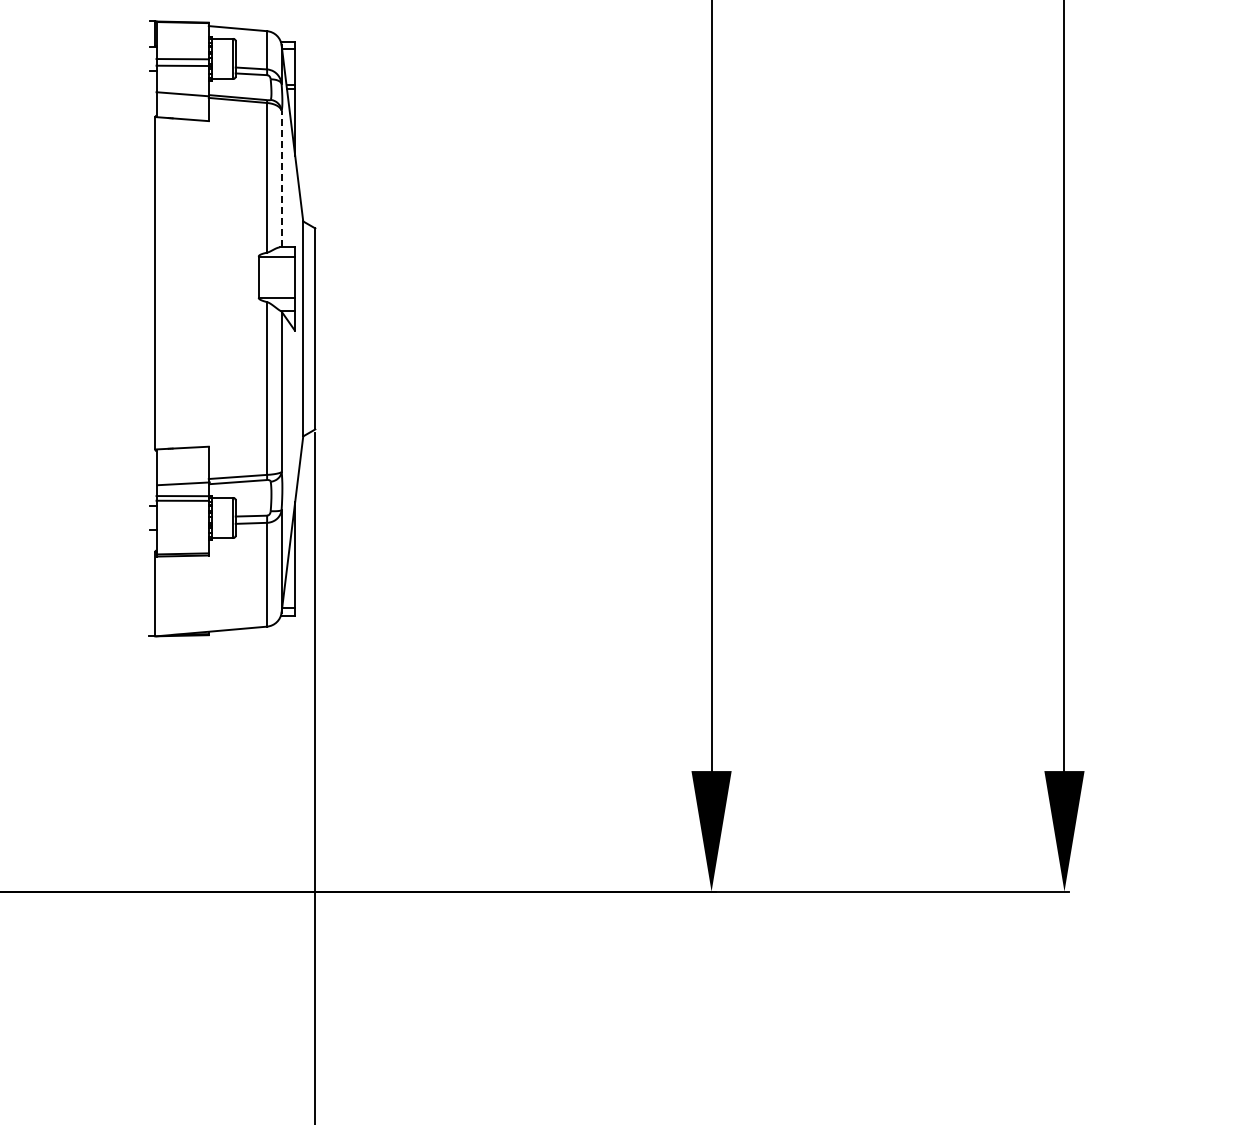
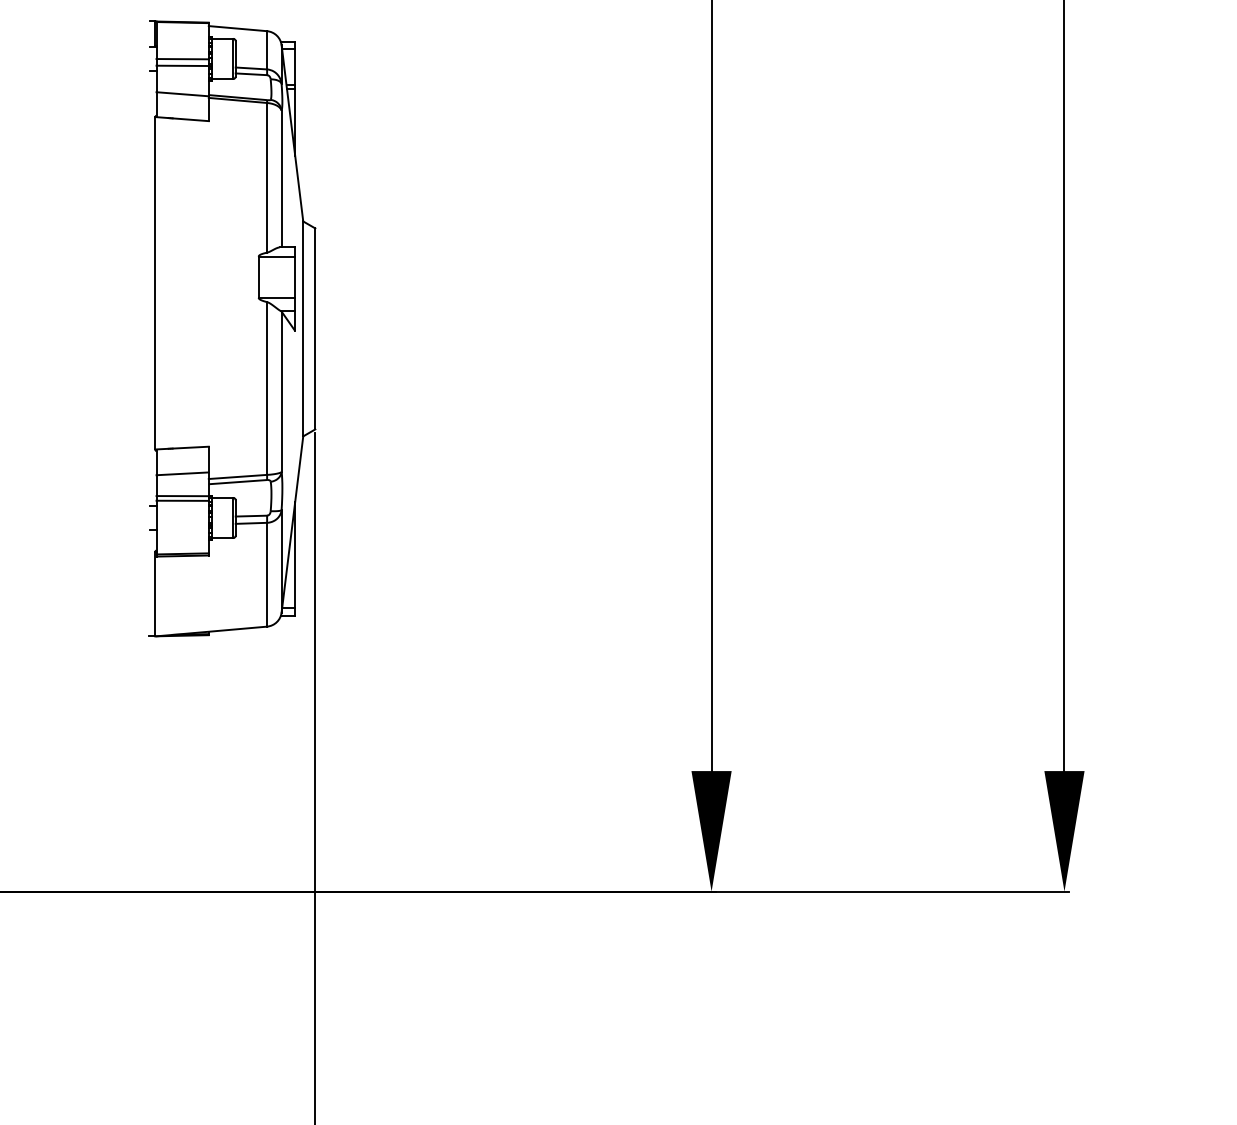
line: dashed -> solid (281, 178)
line position: (183, 483) -> (182, 473) (182, 473)
